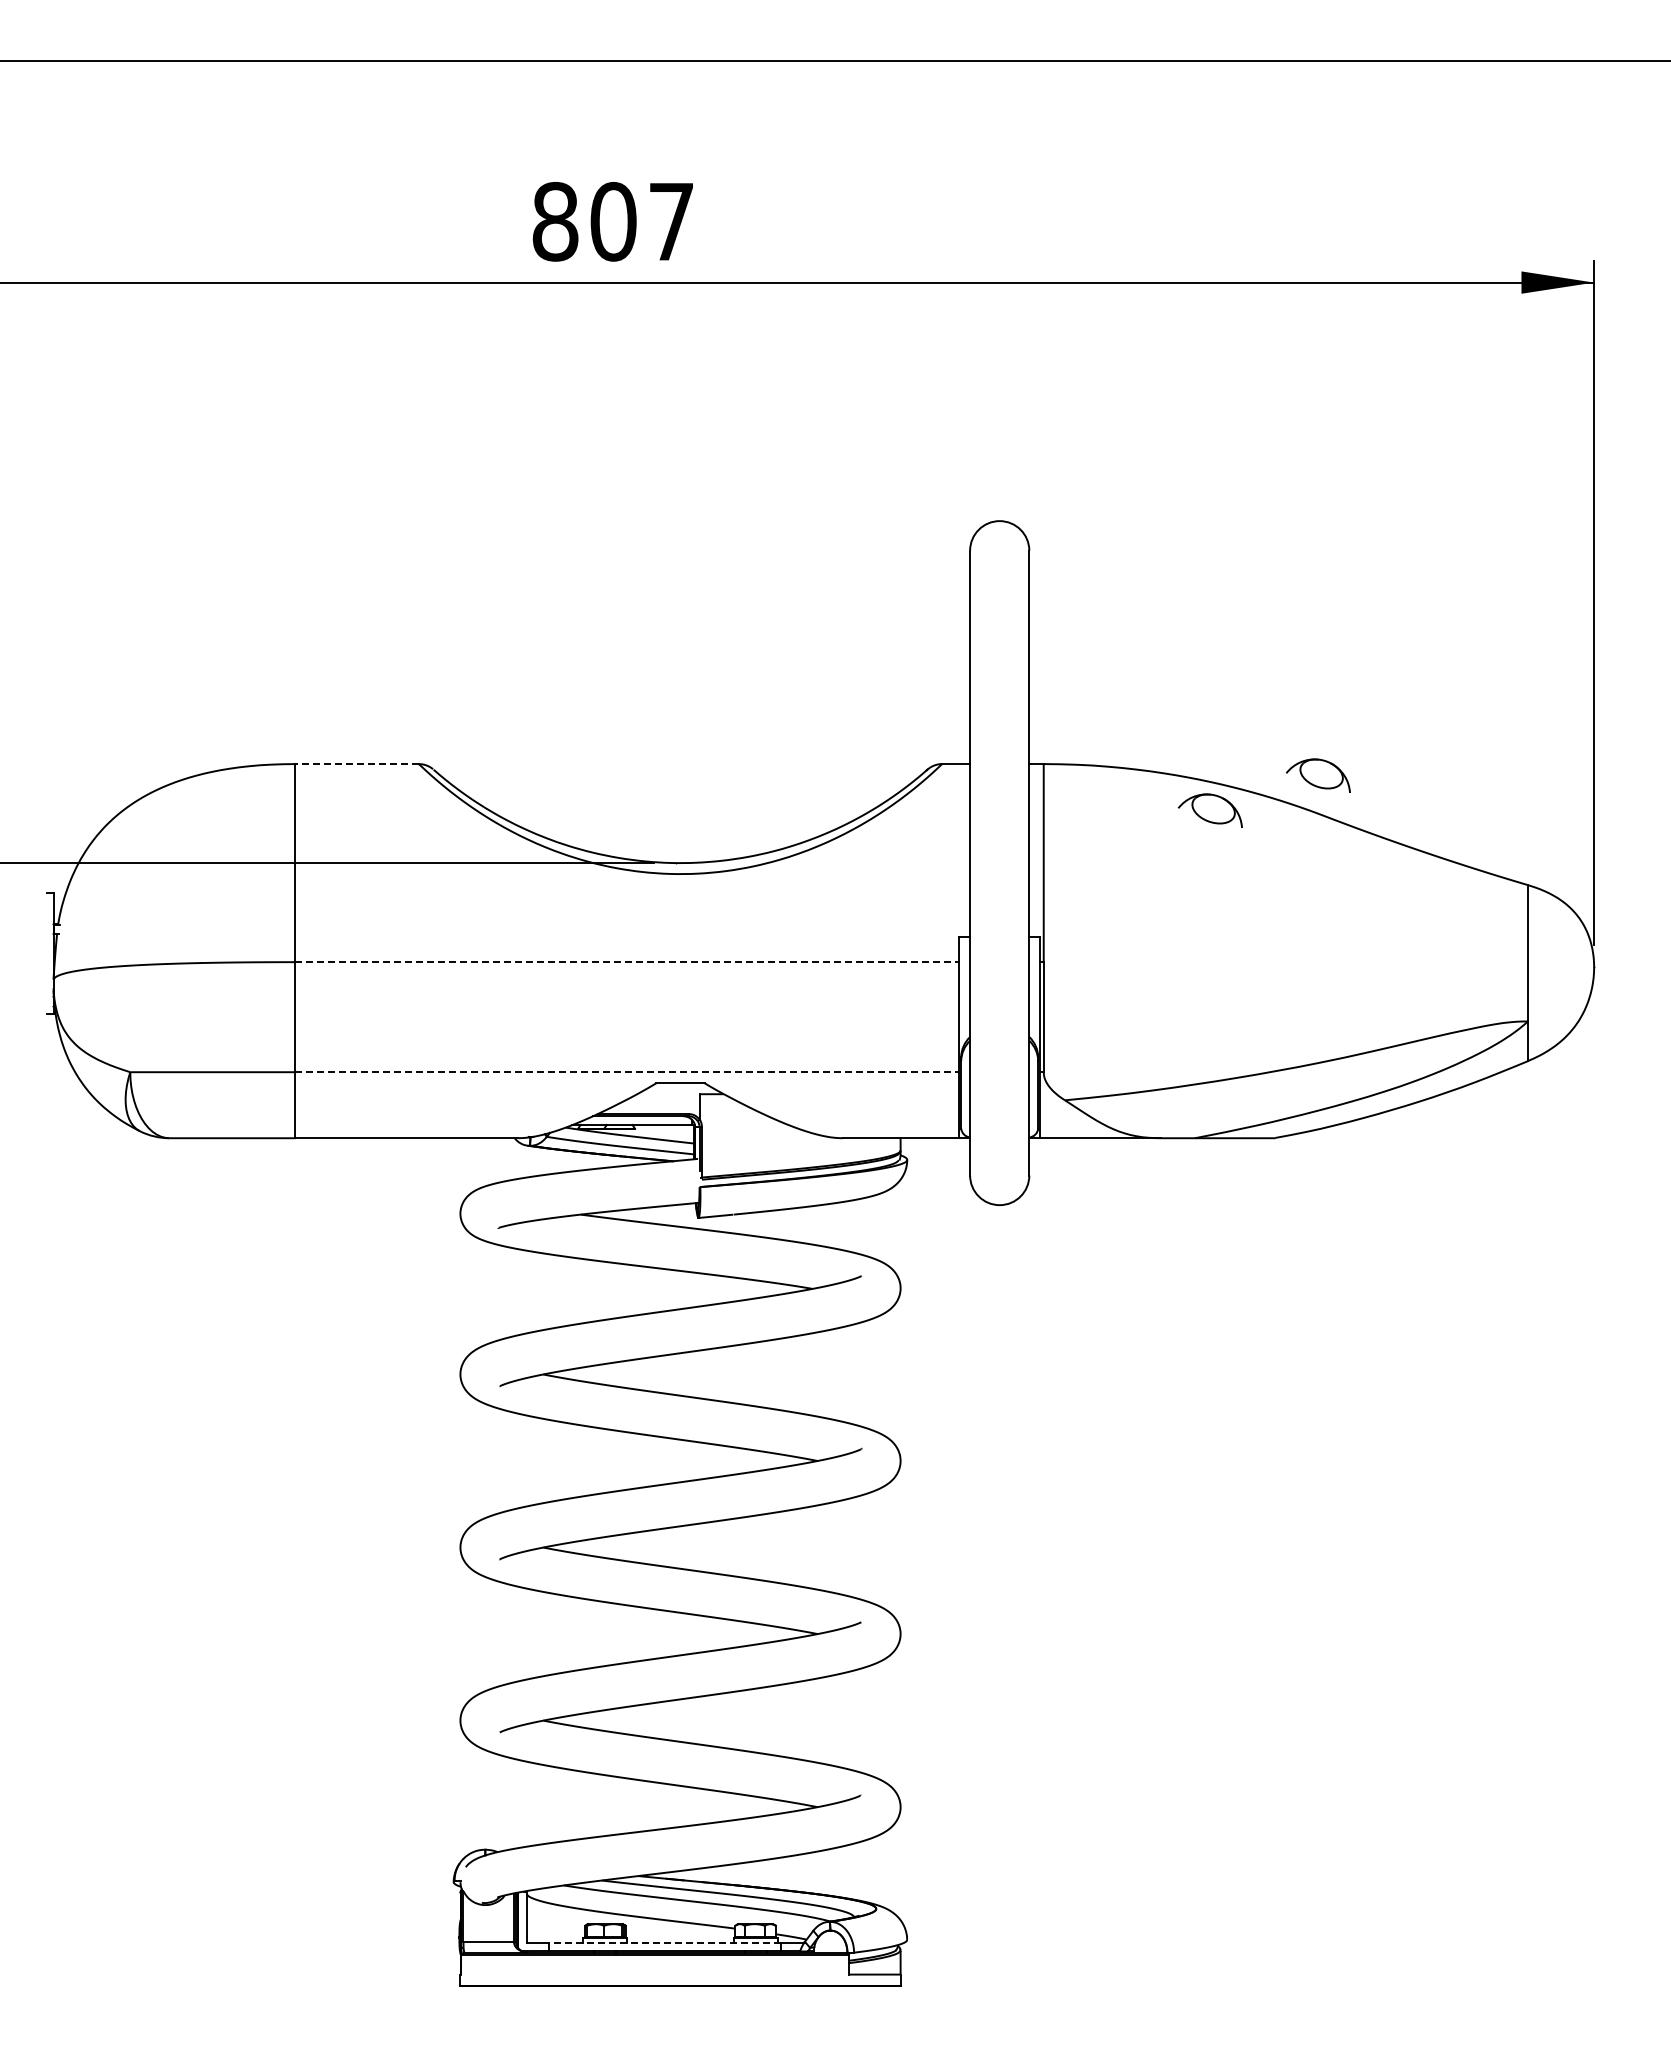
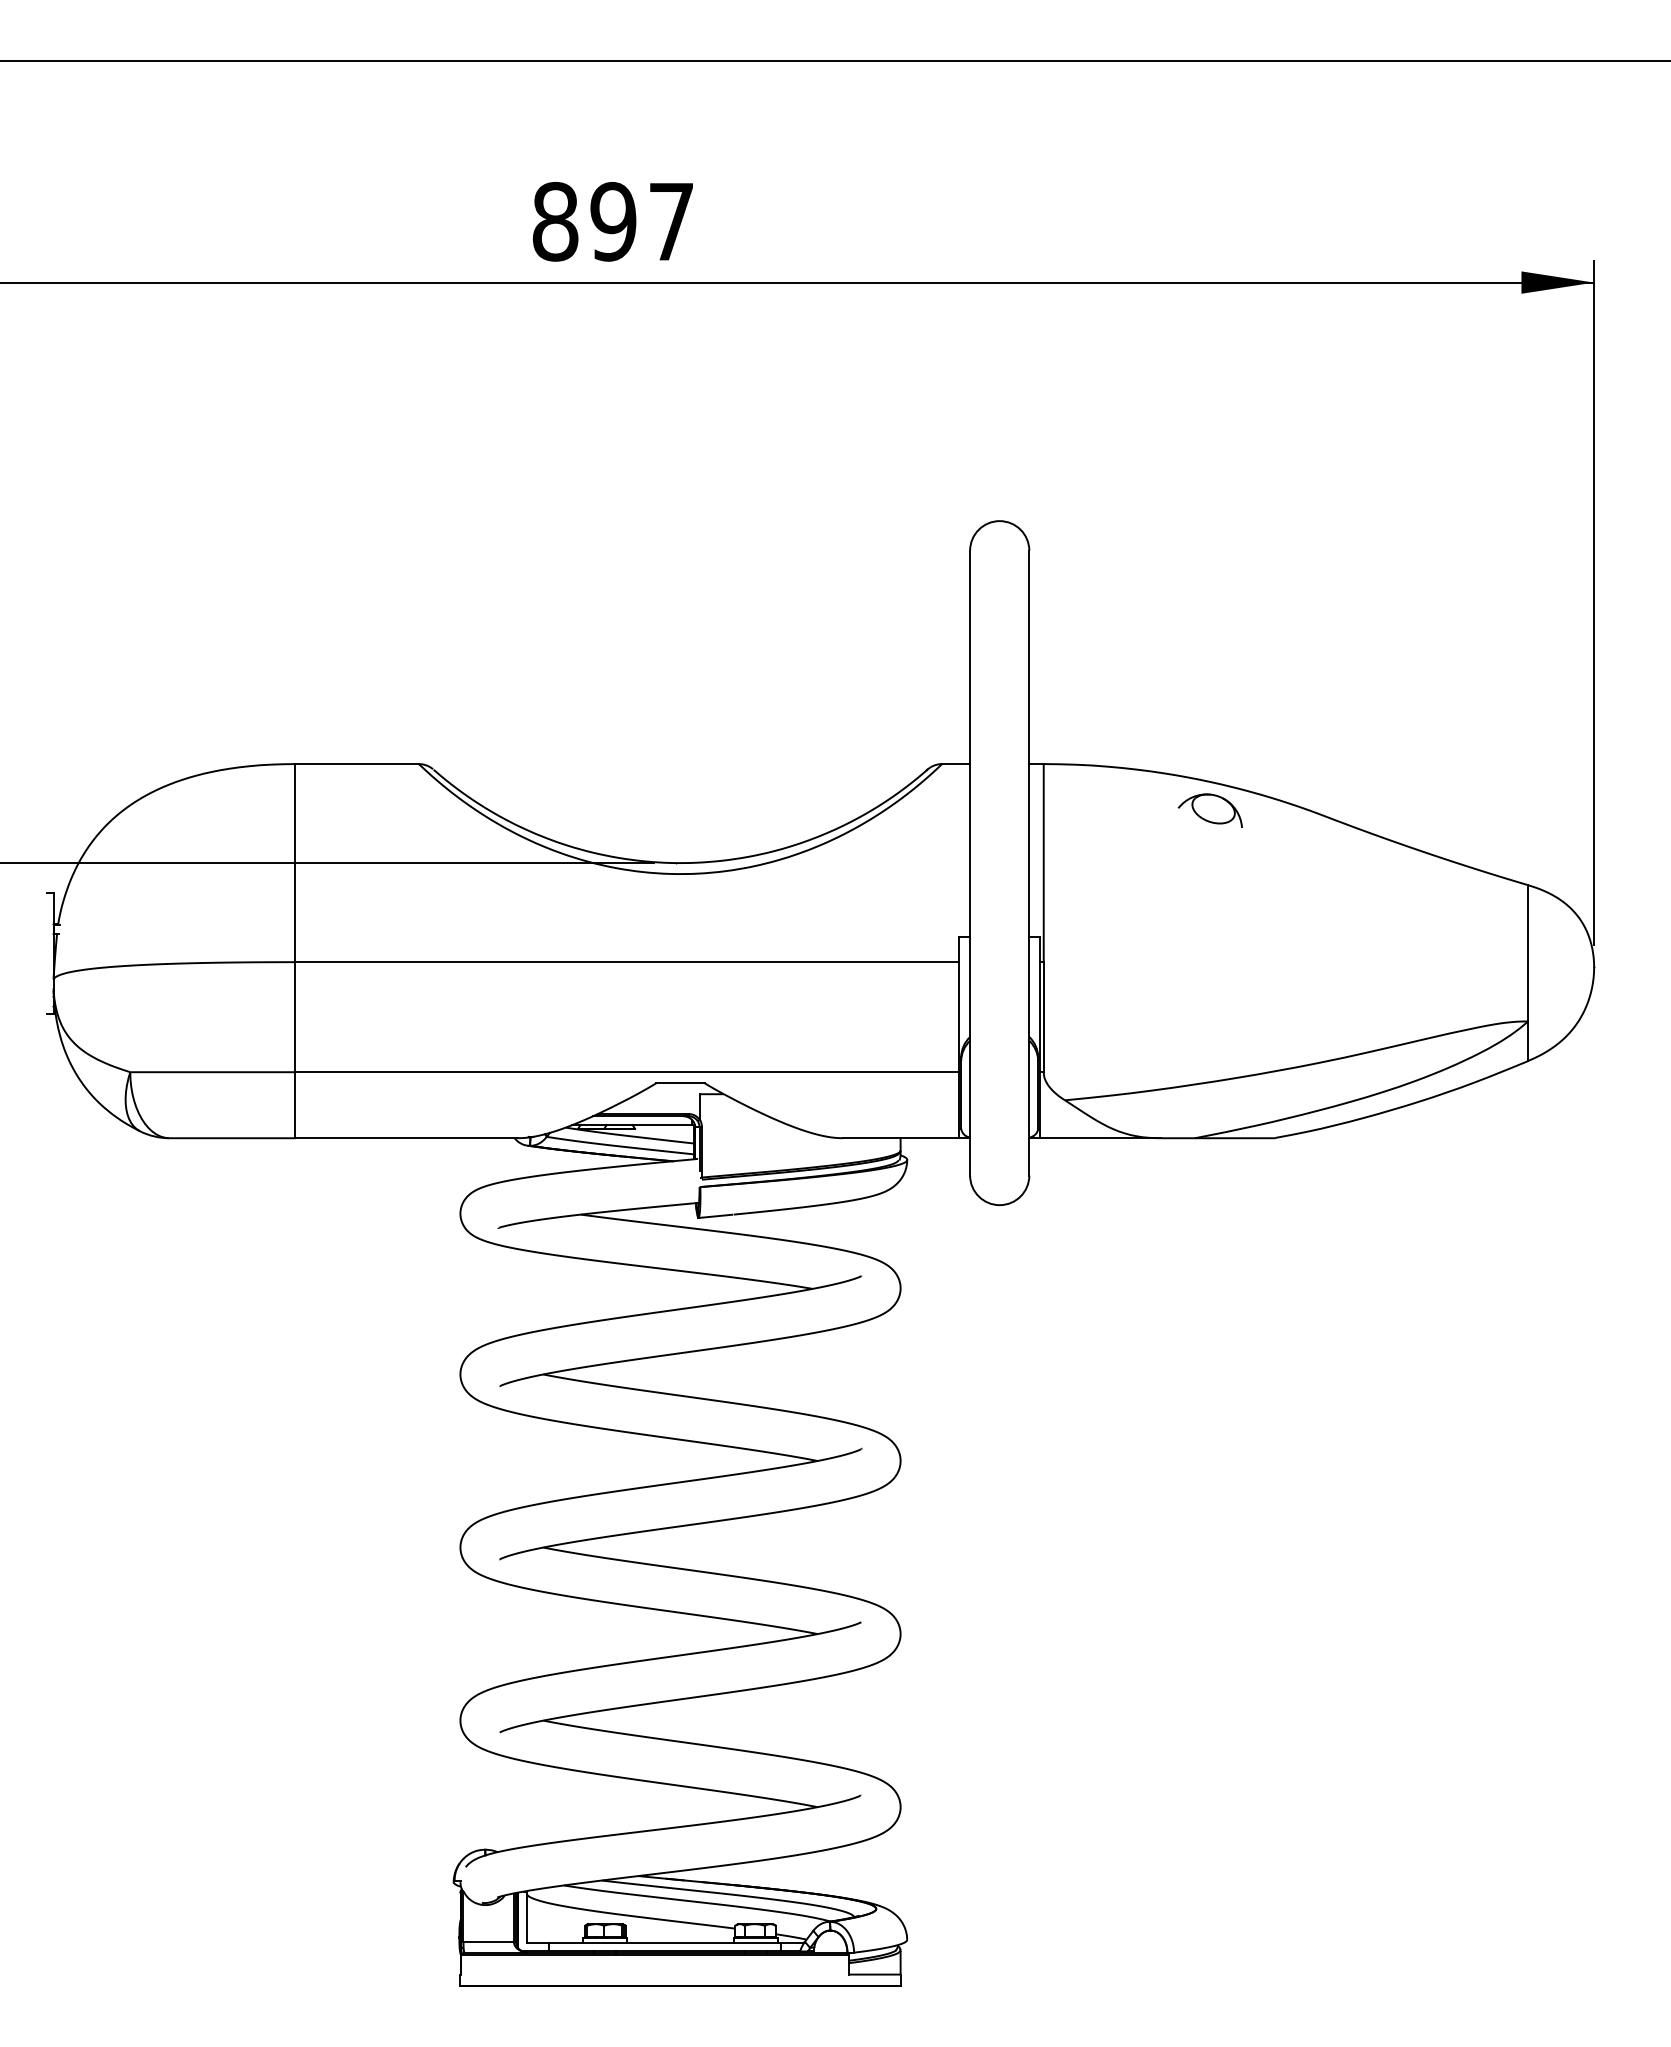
text: 807 -> 897 (613, 221)
line: dashed -> solid (357, 764)
part: present -> none (1317, 775)
line: dashed -> solid (627, 962)
line: dashed -> solid (627, 1072)
line: dashed -> solid (664, 1942)
